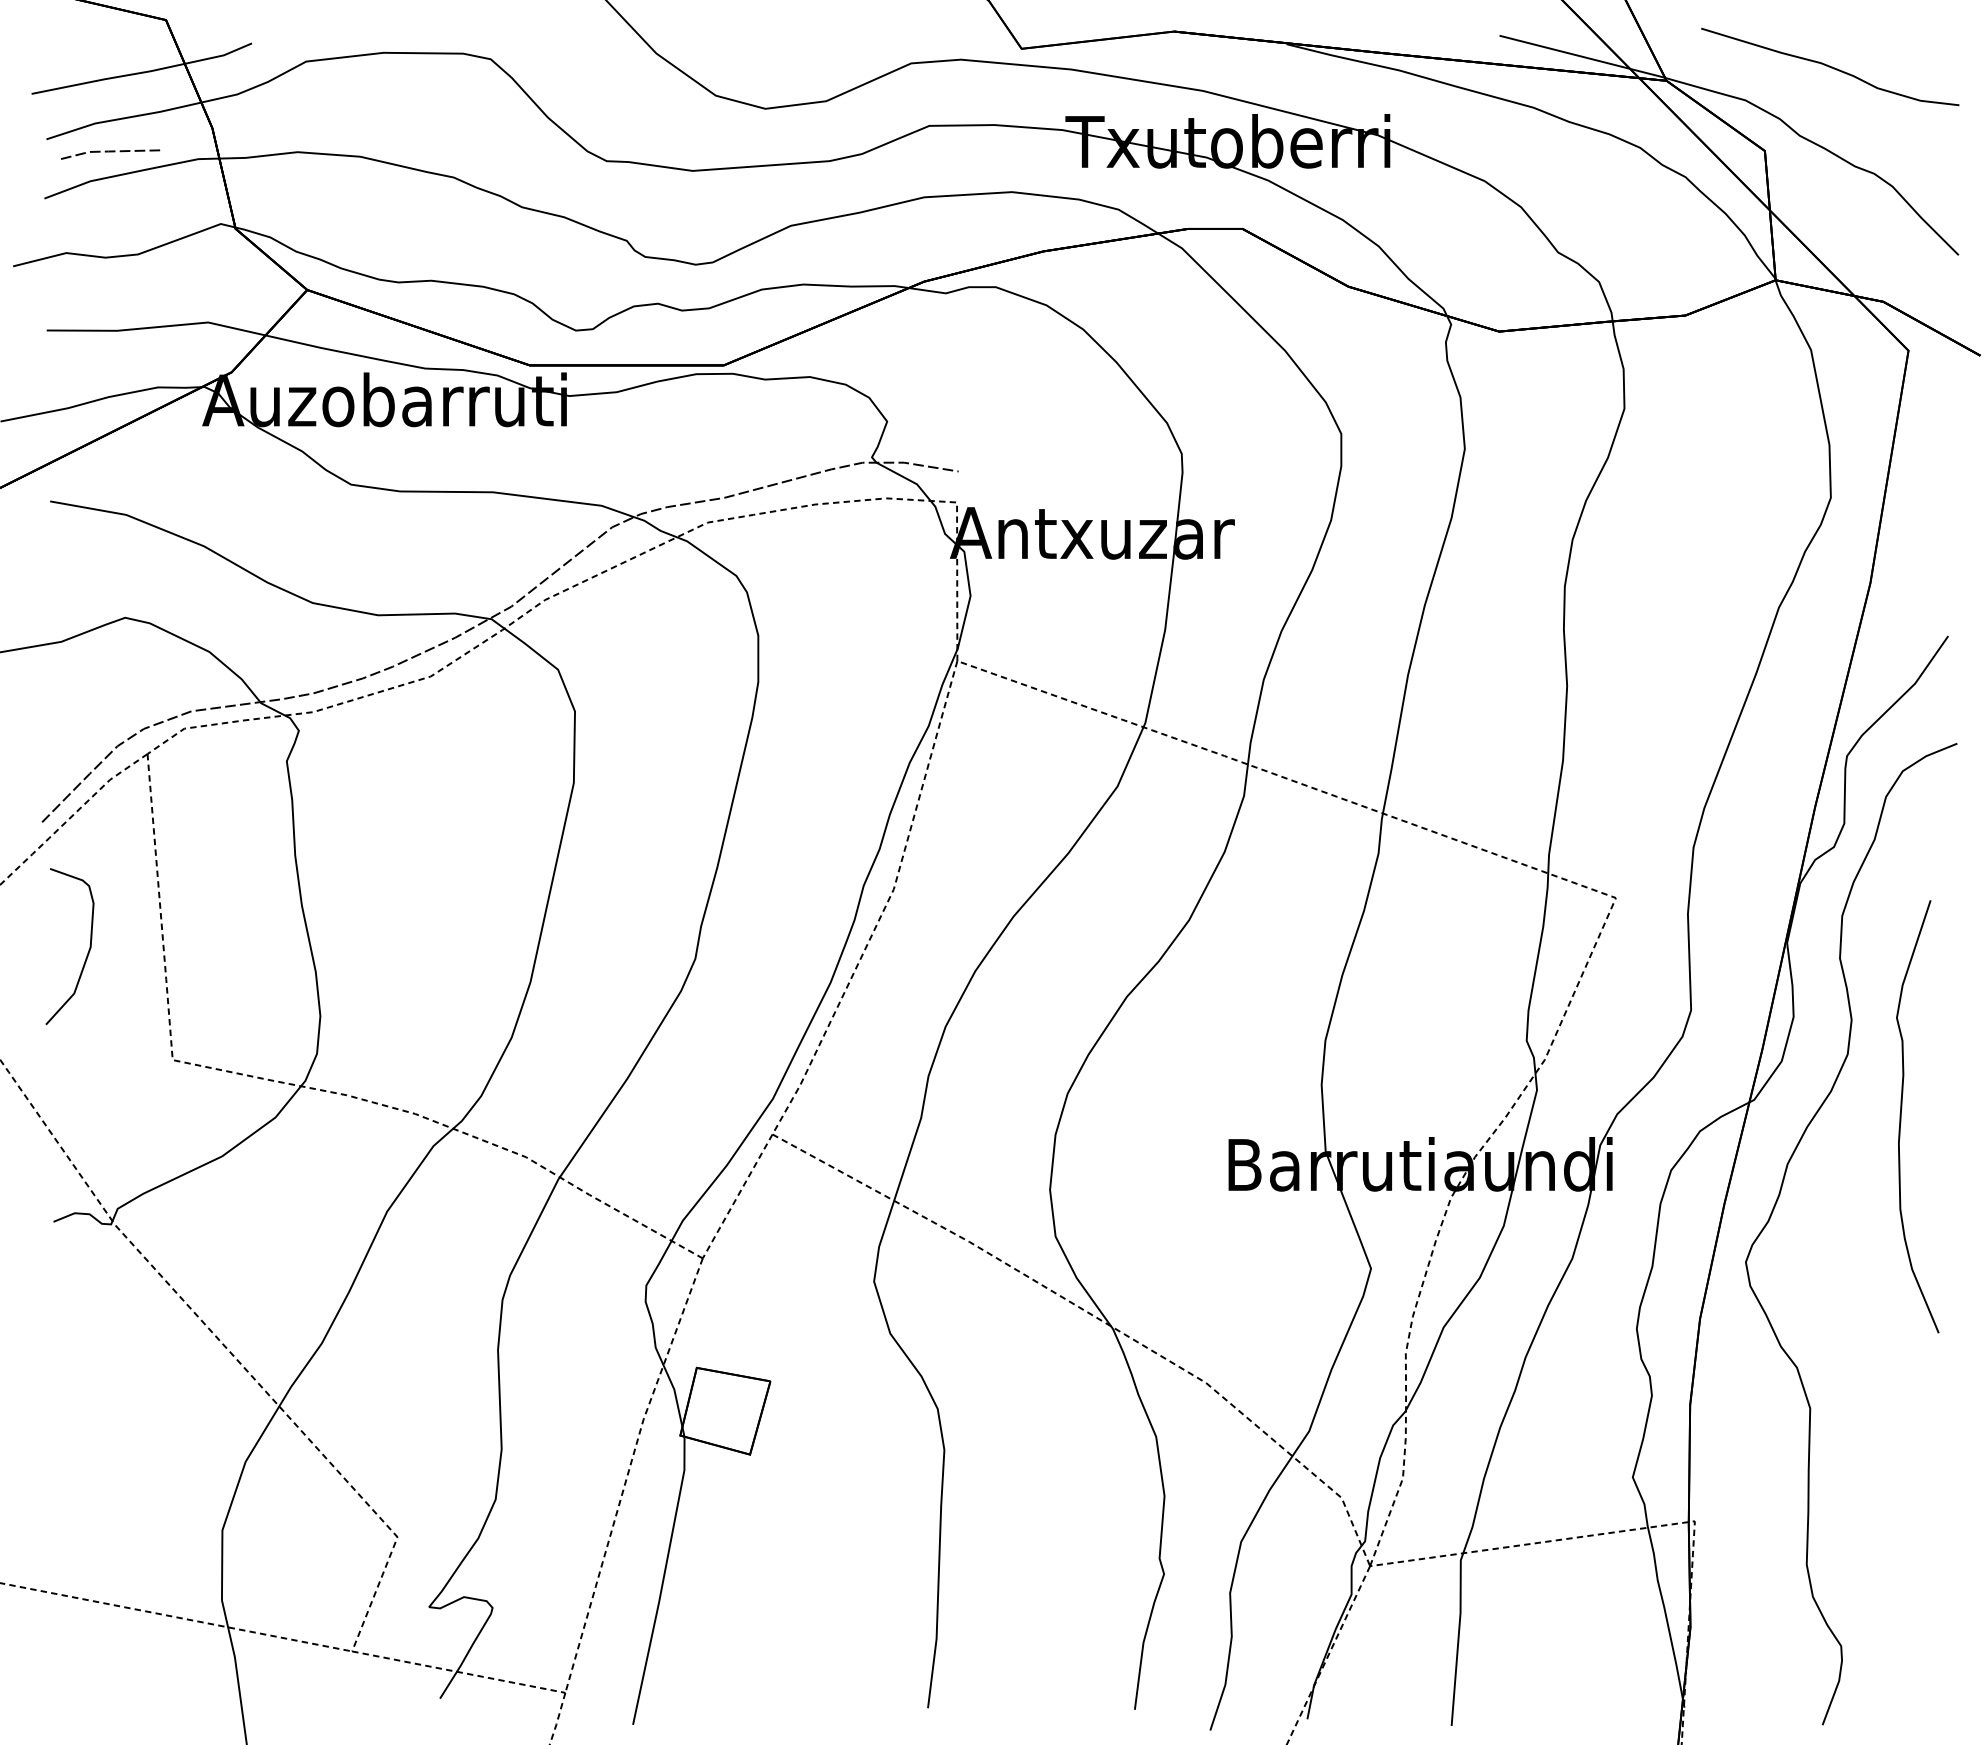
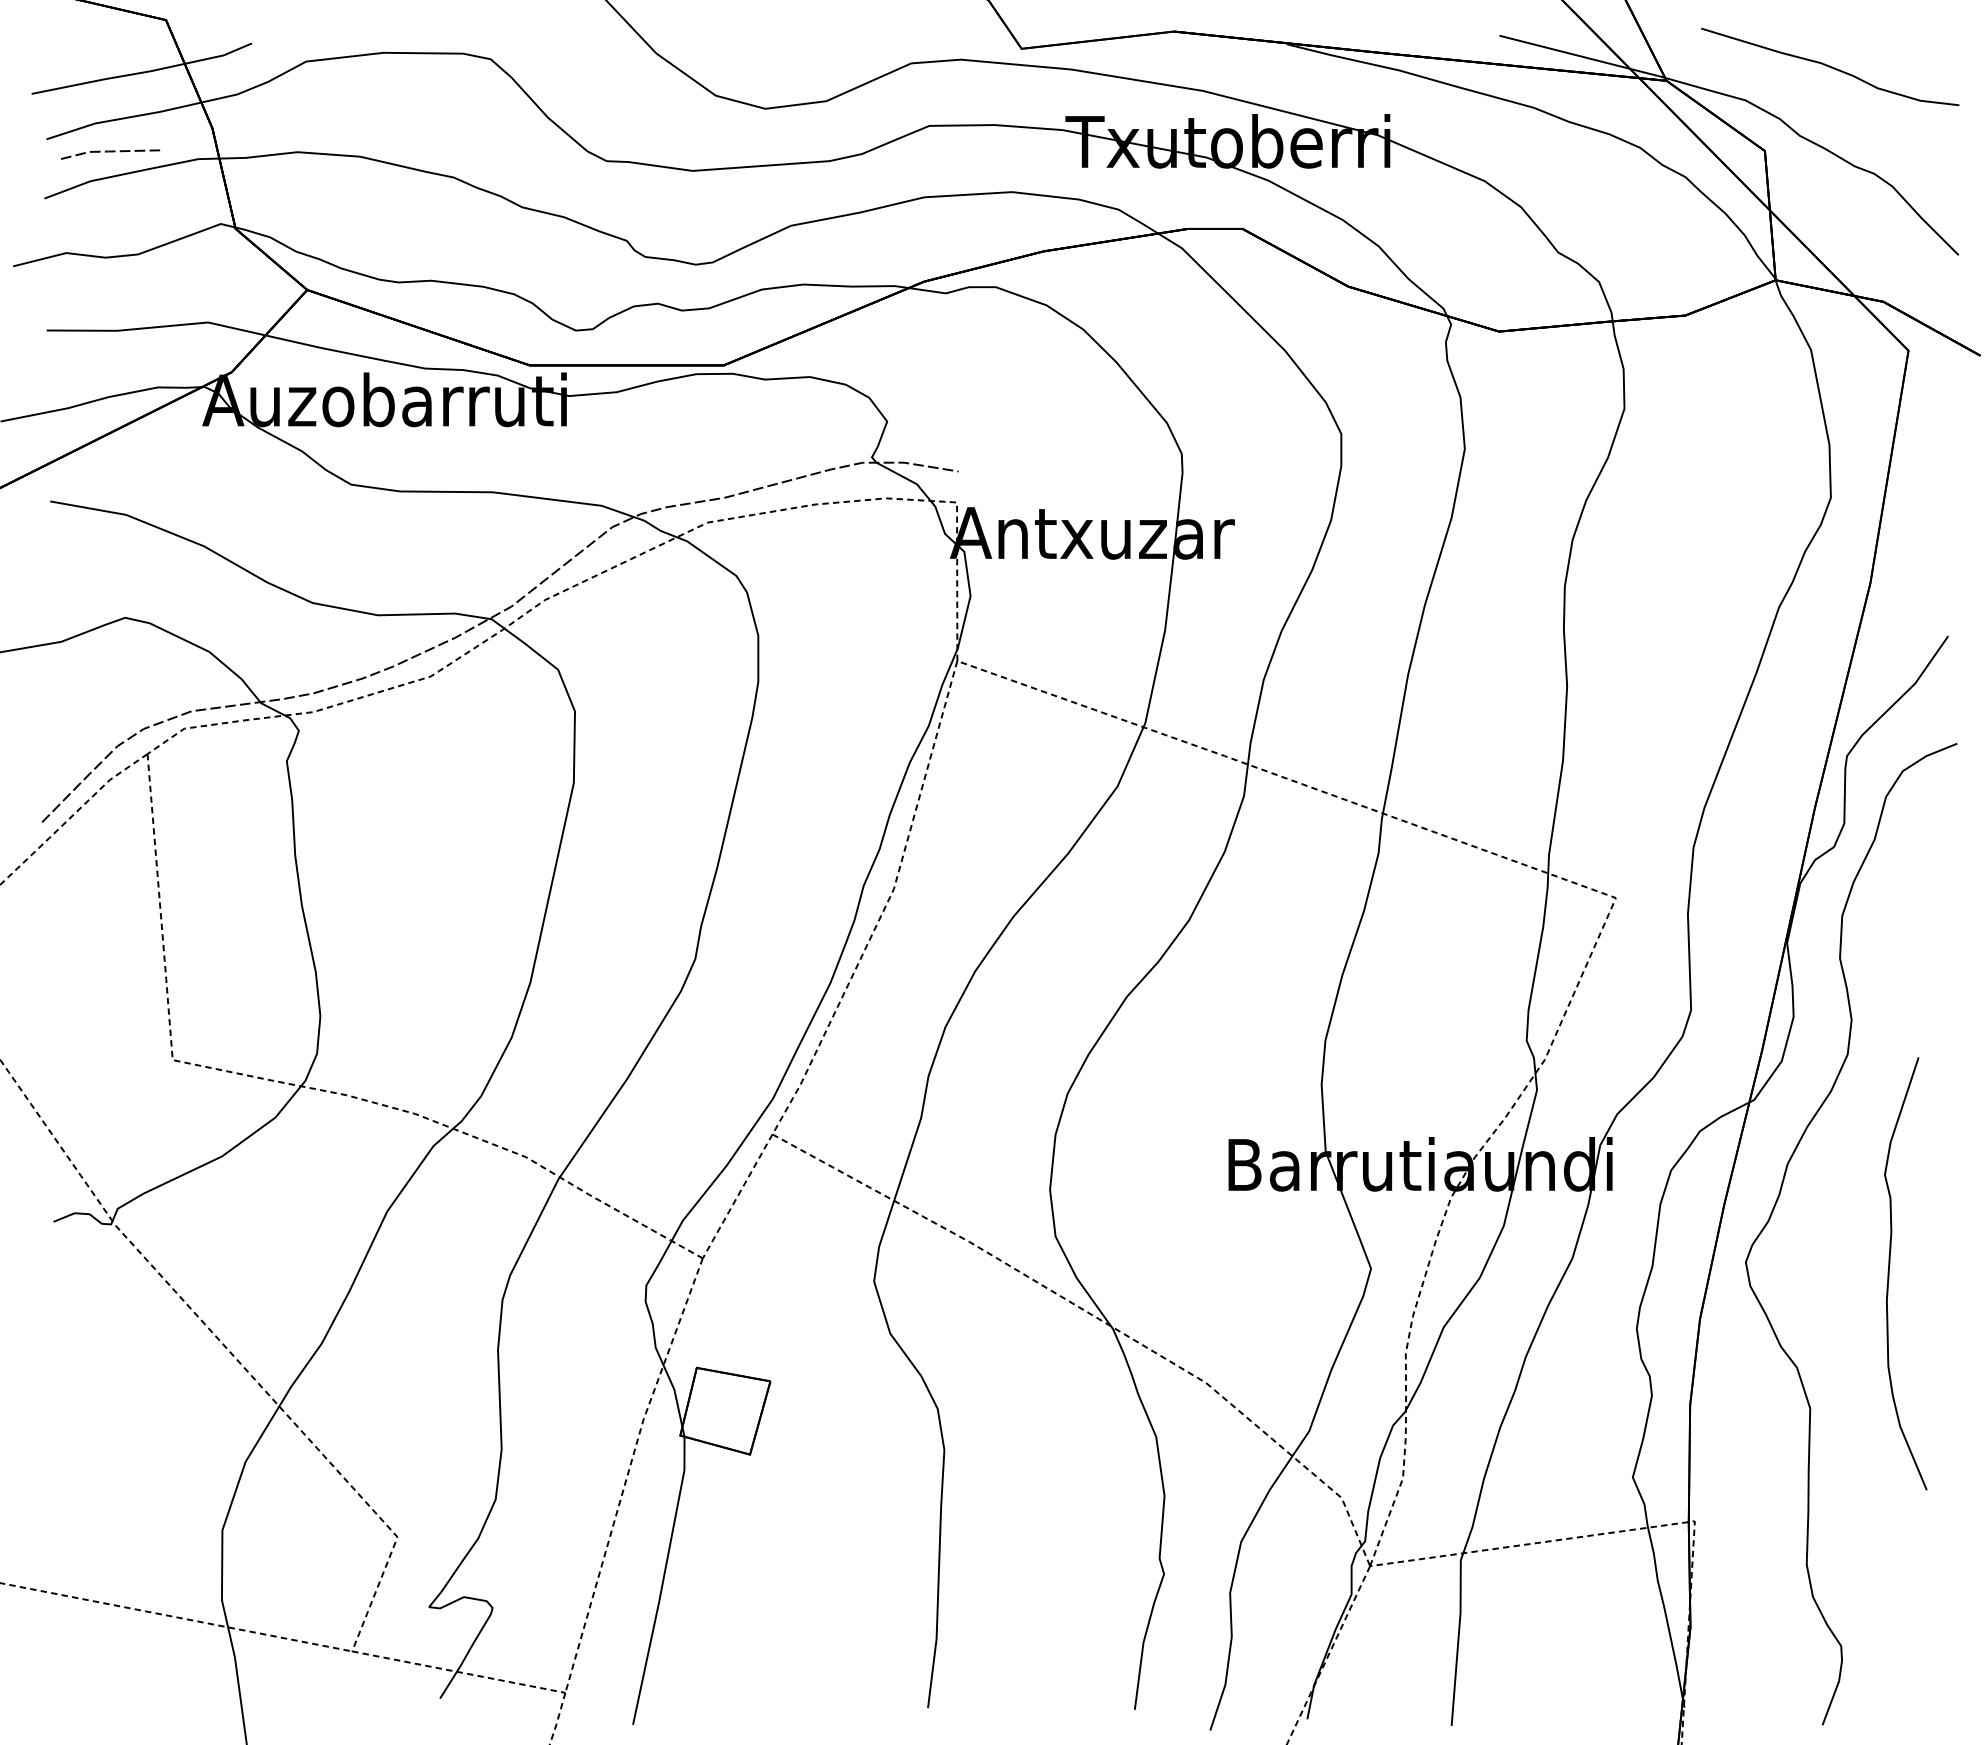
curve: present -> none (87, 952)
curve position: (1901, 1116) -> (1889, 1273) (1889, 1273)
